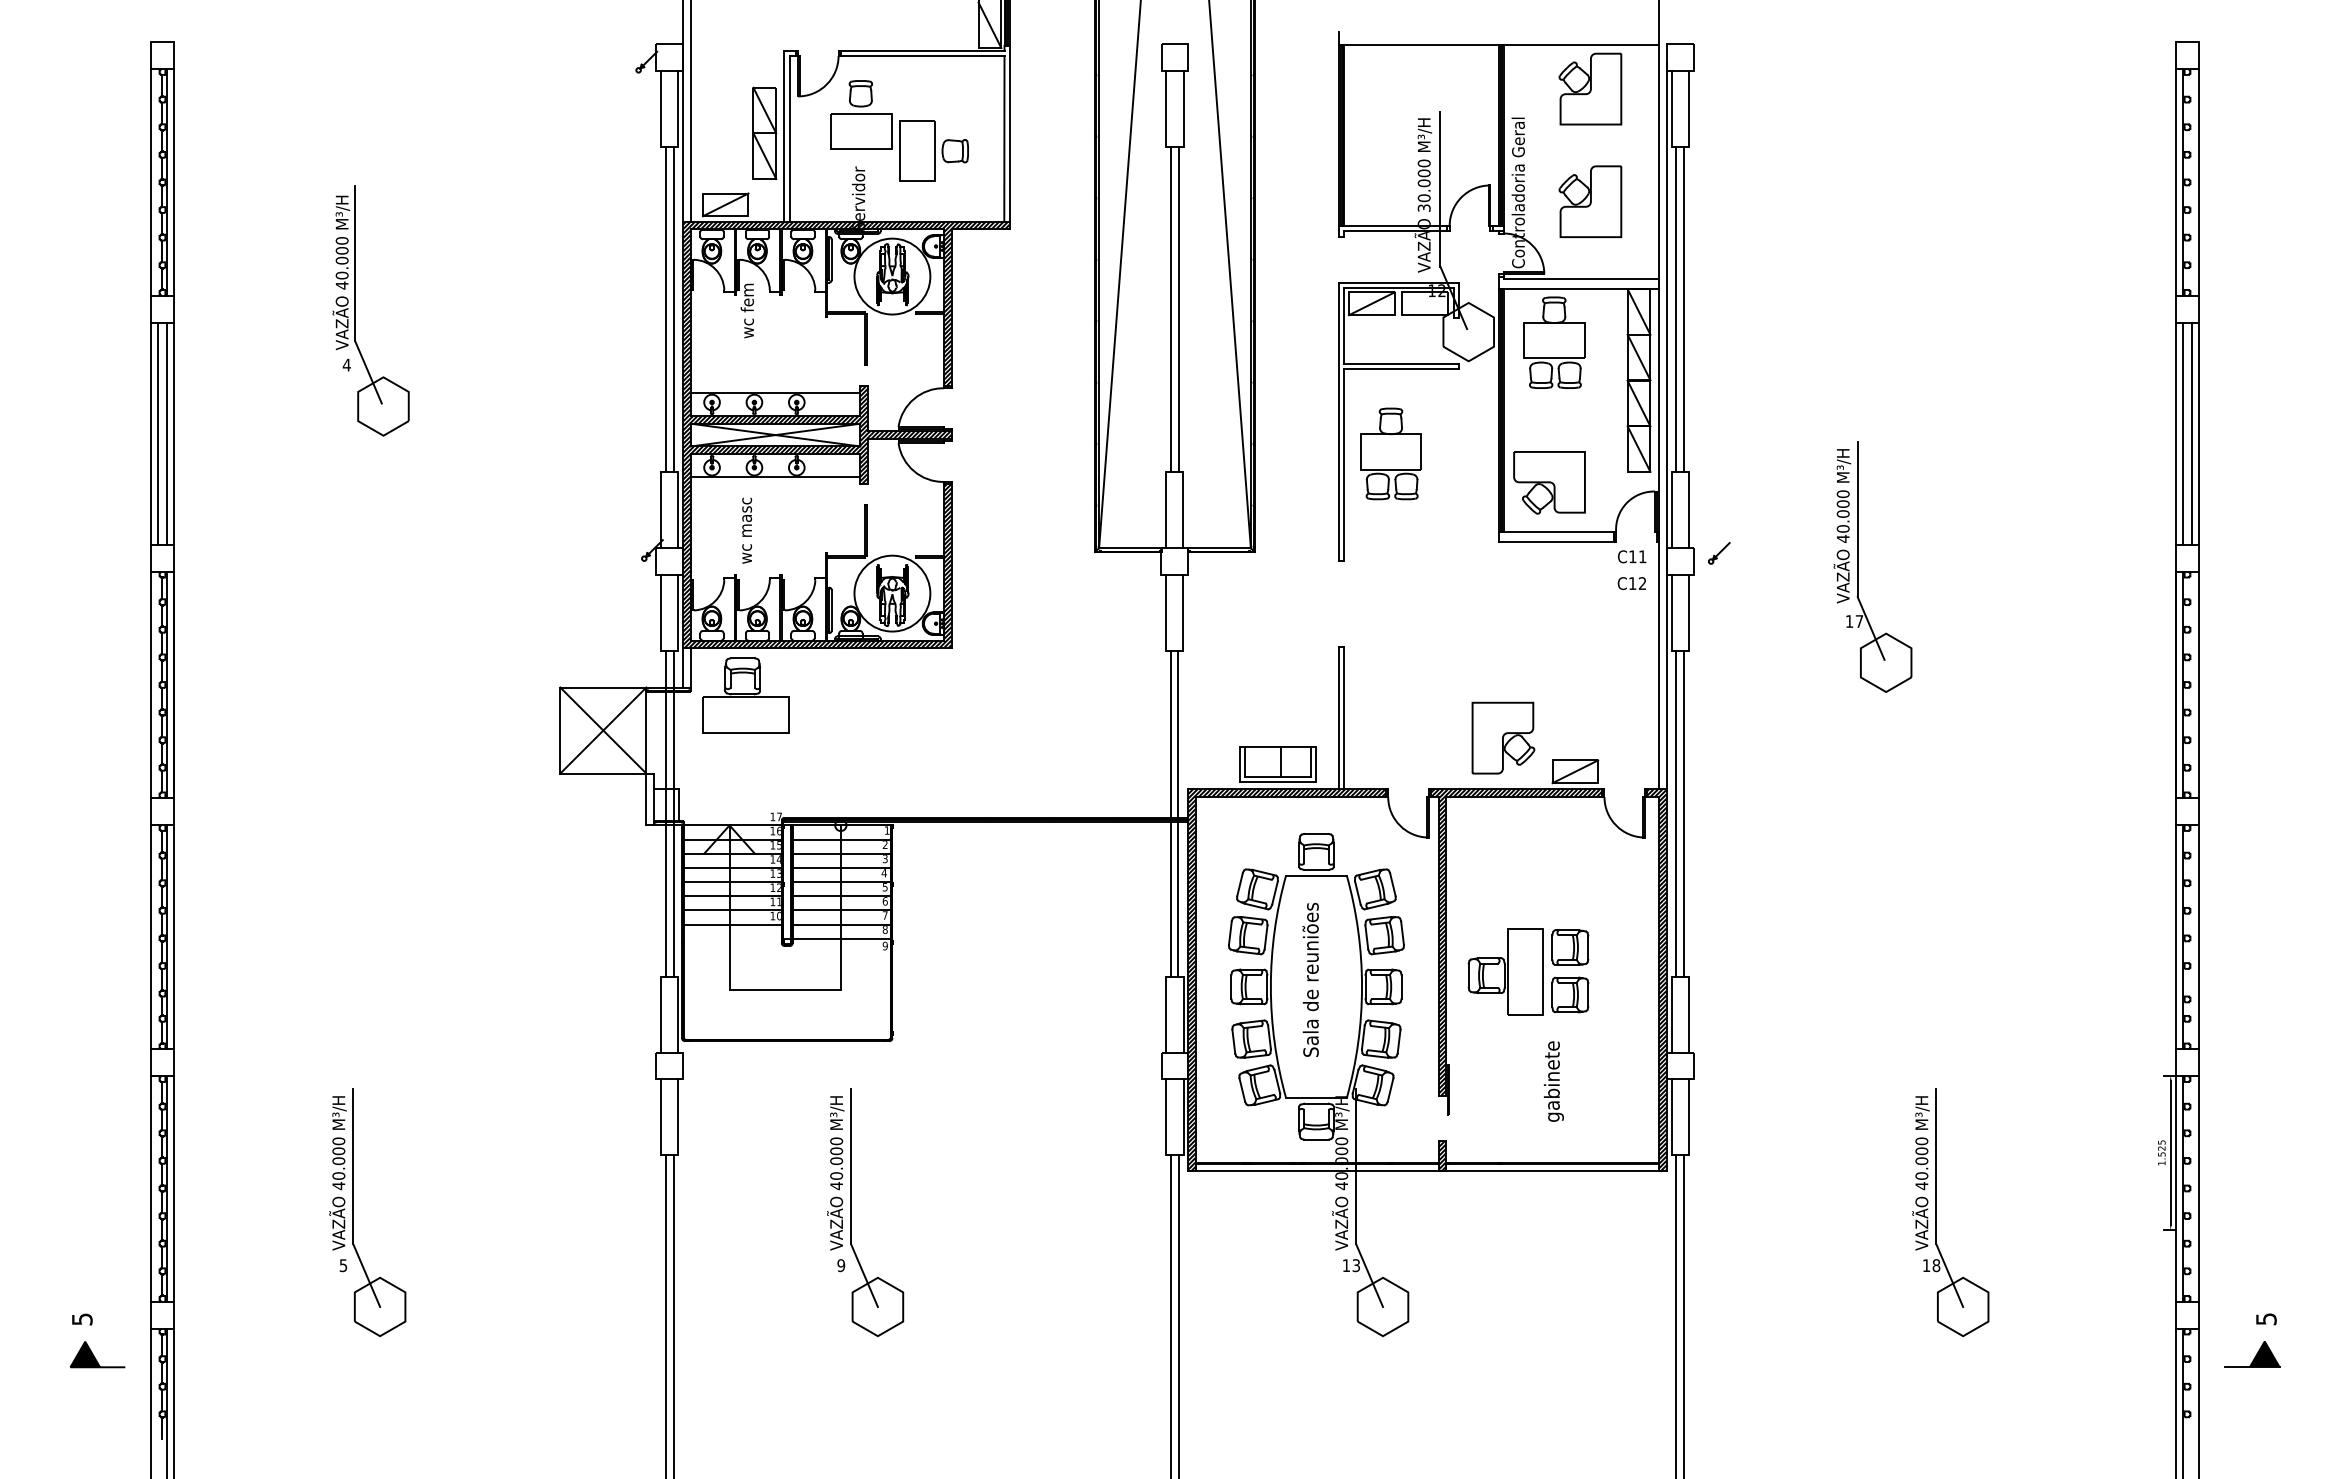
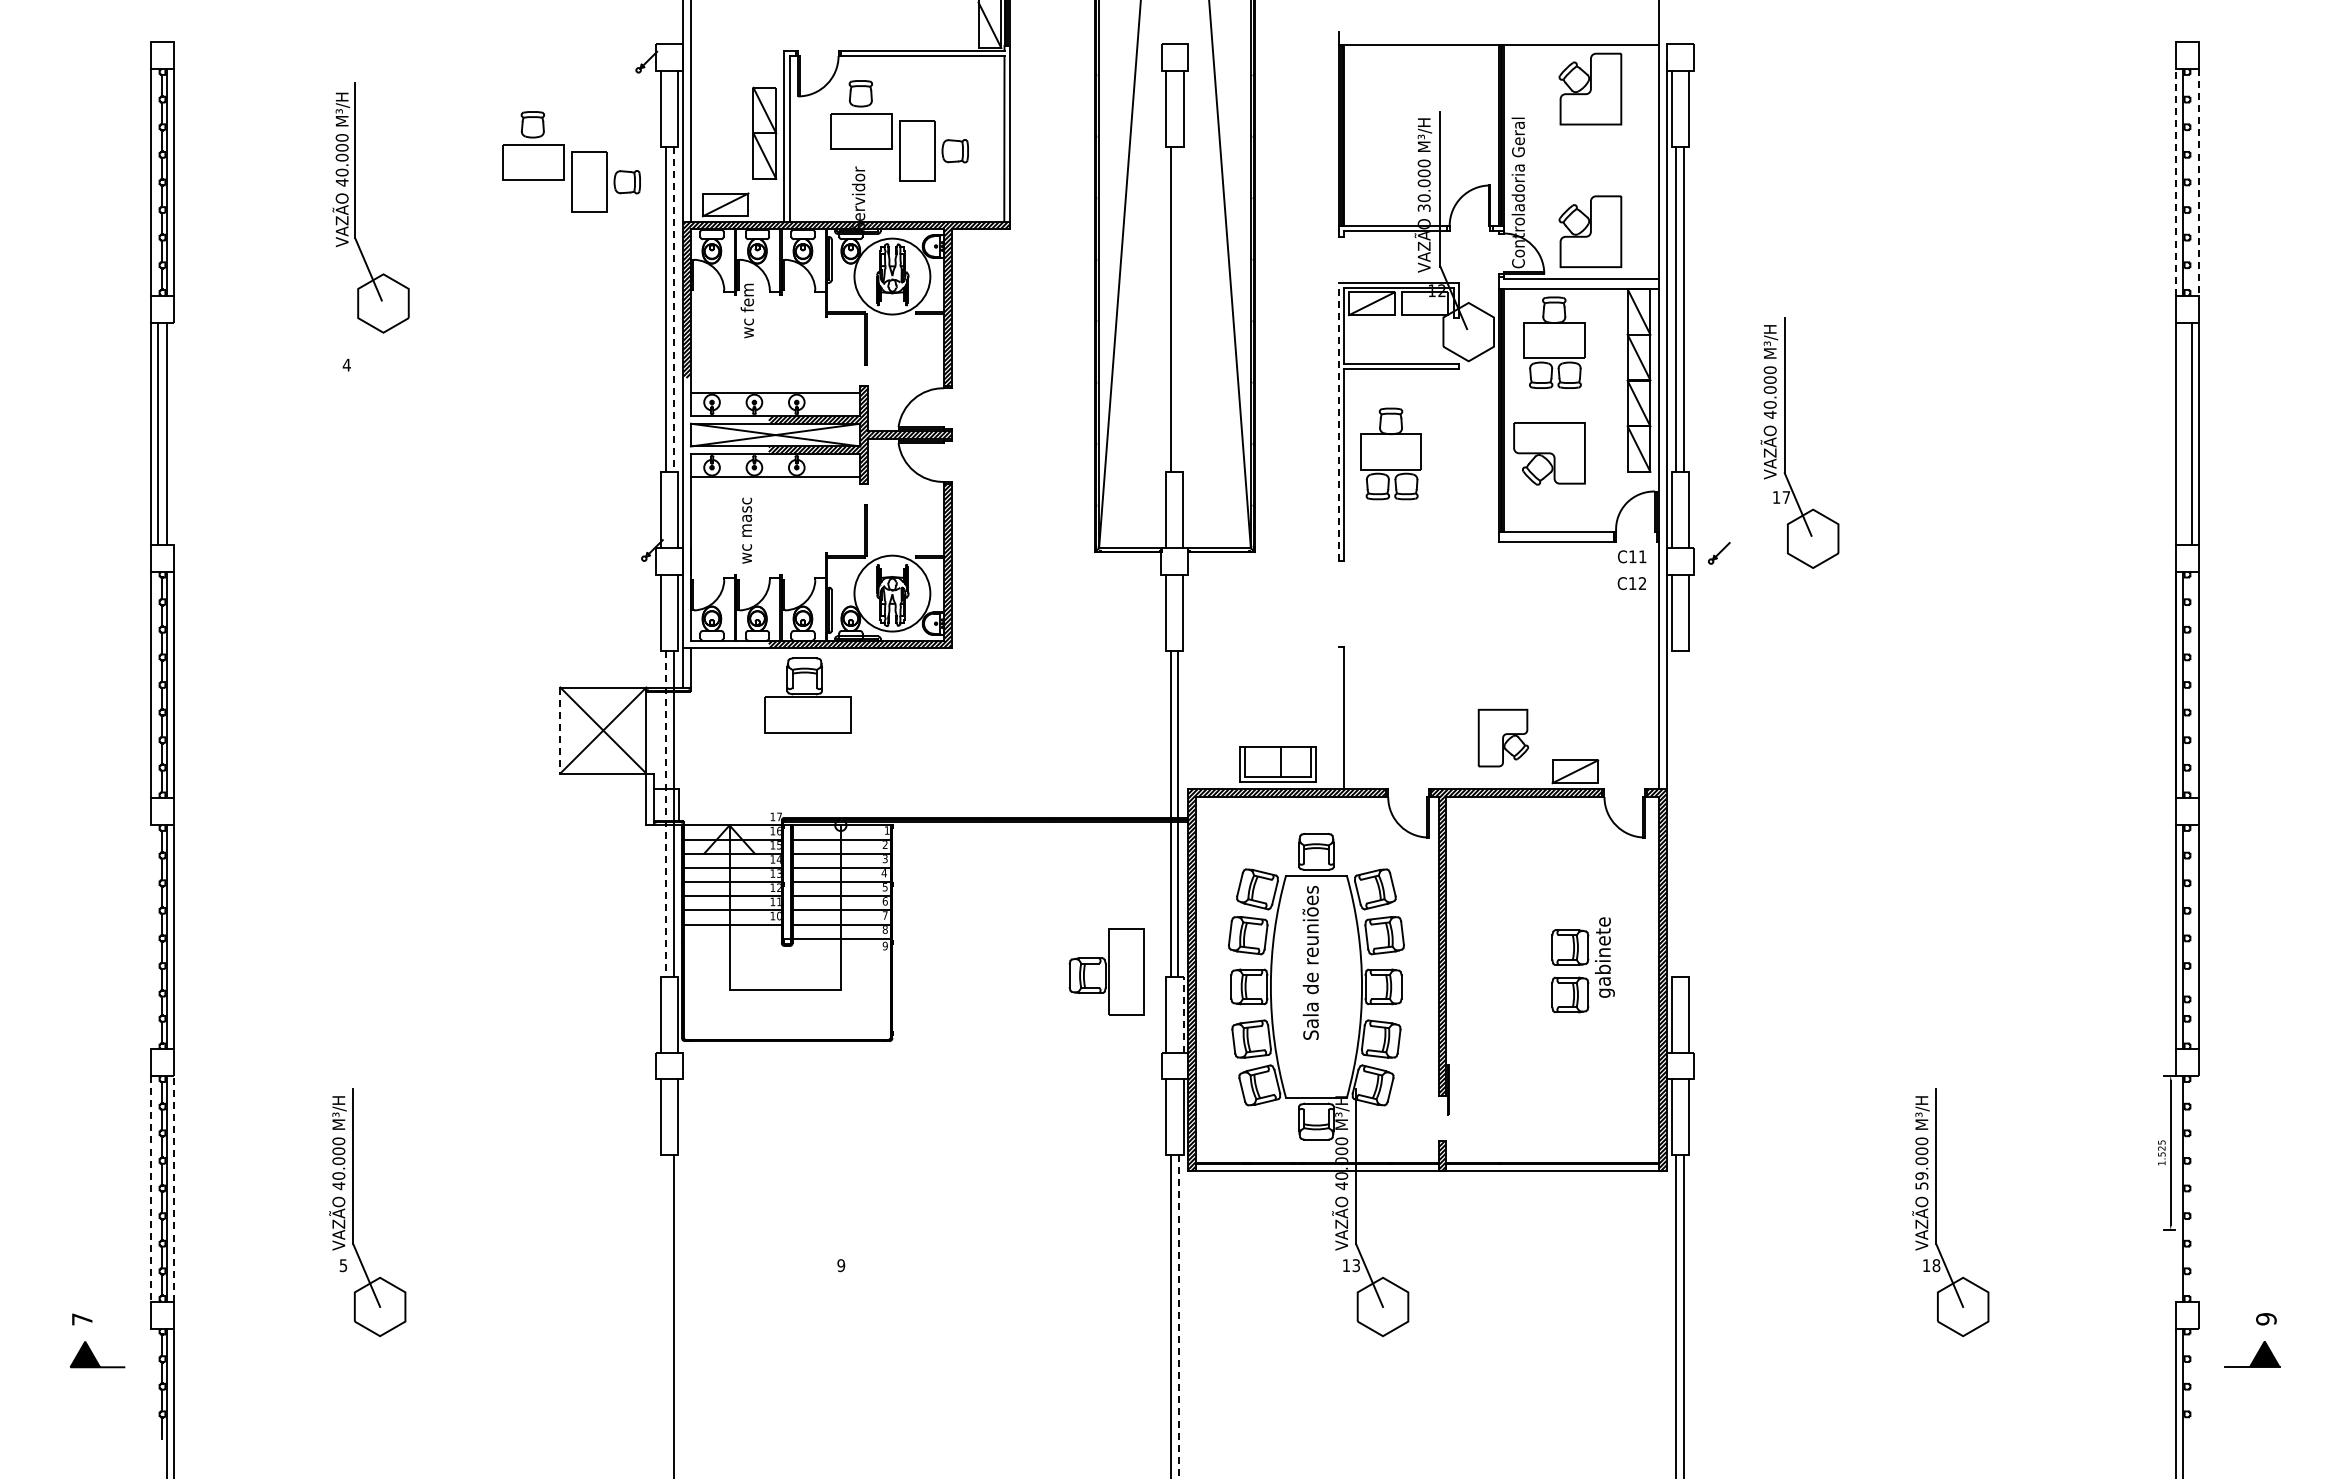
part: none -> present (571, 161)
line: solid -> dashed (2175, 181)
line: solid -> dashed (2199, 182)
part position: (1590, 201) -> (1590, 231) (1590, 231)
line: solid -> dashed (673, 309)
line: present -> none (1178, 309)
part position: (355, 310) -> (355, 207) (355, 207)
line: solid -> dashed (1339, 421)
line: present -> none (174, 433)
line: present -> none (2183, 433)
part position: (1549, 482) -> (1549, 453) (1549, 453)
hatch: present -> none (725, 513)
part position: (1858, 566) -> (1785, 442) (1785, 442)
part position: (745, 695) -> (807, 695) (807, 695)
line: present -> none (1339, 717)
line: solid -> dashed (560, 730)
part size: 65x74 px -> 52x60 px (1502, 737)
line: solid -> dashed (666, 813)
line: present -> none (1676, 813)
line: present -> none (1683, 813)
line: present -> none (150, 937)
part position: (1505, 971) -> (1106, 971) (1106, 971)
text position: (1310, 979) -> (1310, 962) (1310, 962)
line: solid -> dashed (1183, 1014)
text position: (1553, 1081) -> (1604, 957) (1604, 957)
text: 40 -> 59 (1921, 1181)
line: solid -> dashed (150, 1188)
line: solid -> dashed (174, 1188)
line: present -> none (2175, 1188)
line: present -> none (2199, 1188)
part: present -> none (851, 1212)
line: present -> none (666, 1315)
line: solid -> dashed (1178, 1317)
text: 5 -> 7 (82, 1319)
text: 5 -> 9 (2266, 1319)
line: present -> none (150, 1401)
line: present -> none (2199, 1401)
